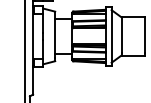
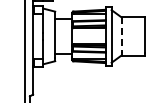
line: solid -> dashed (121, 35)
